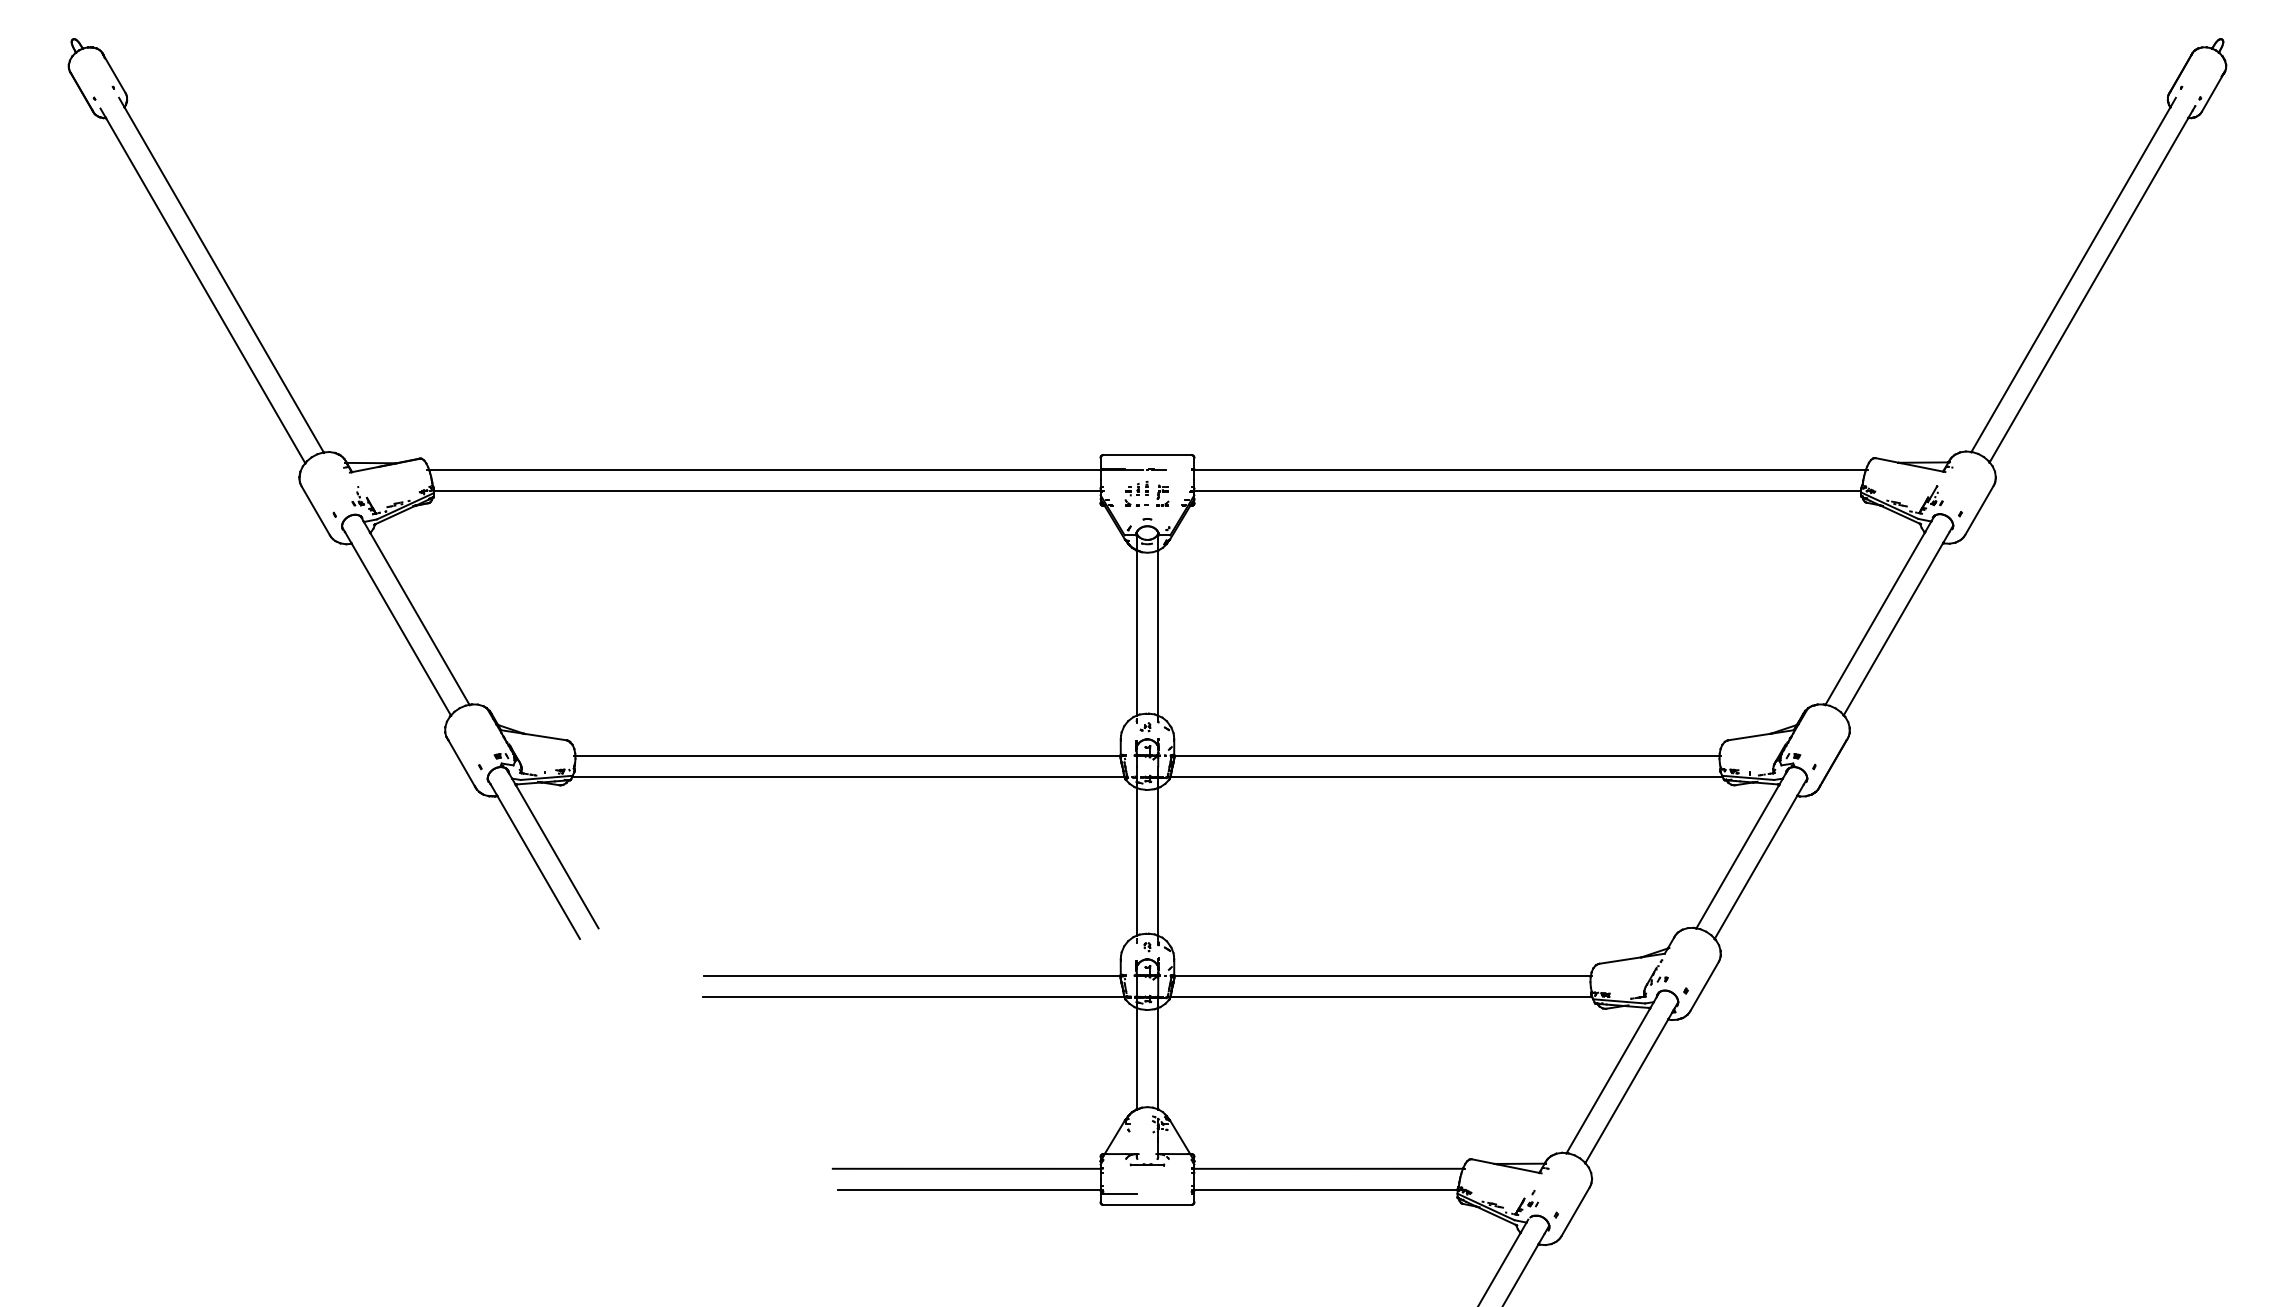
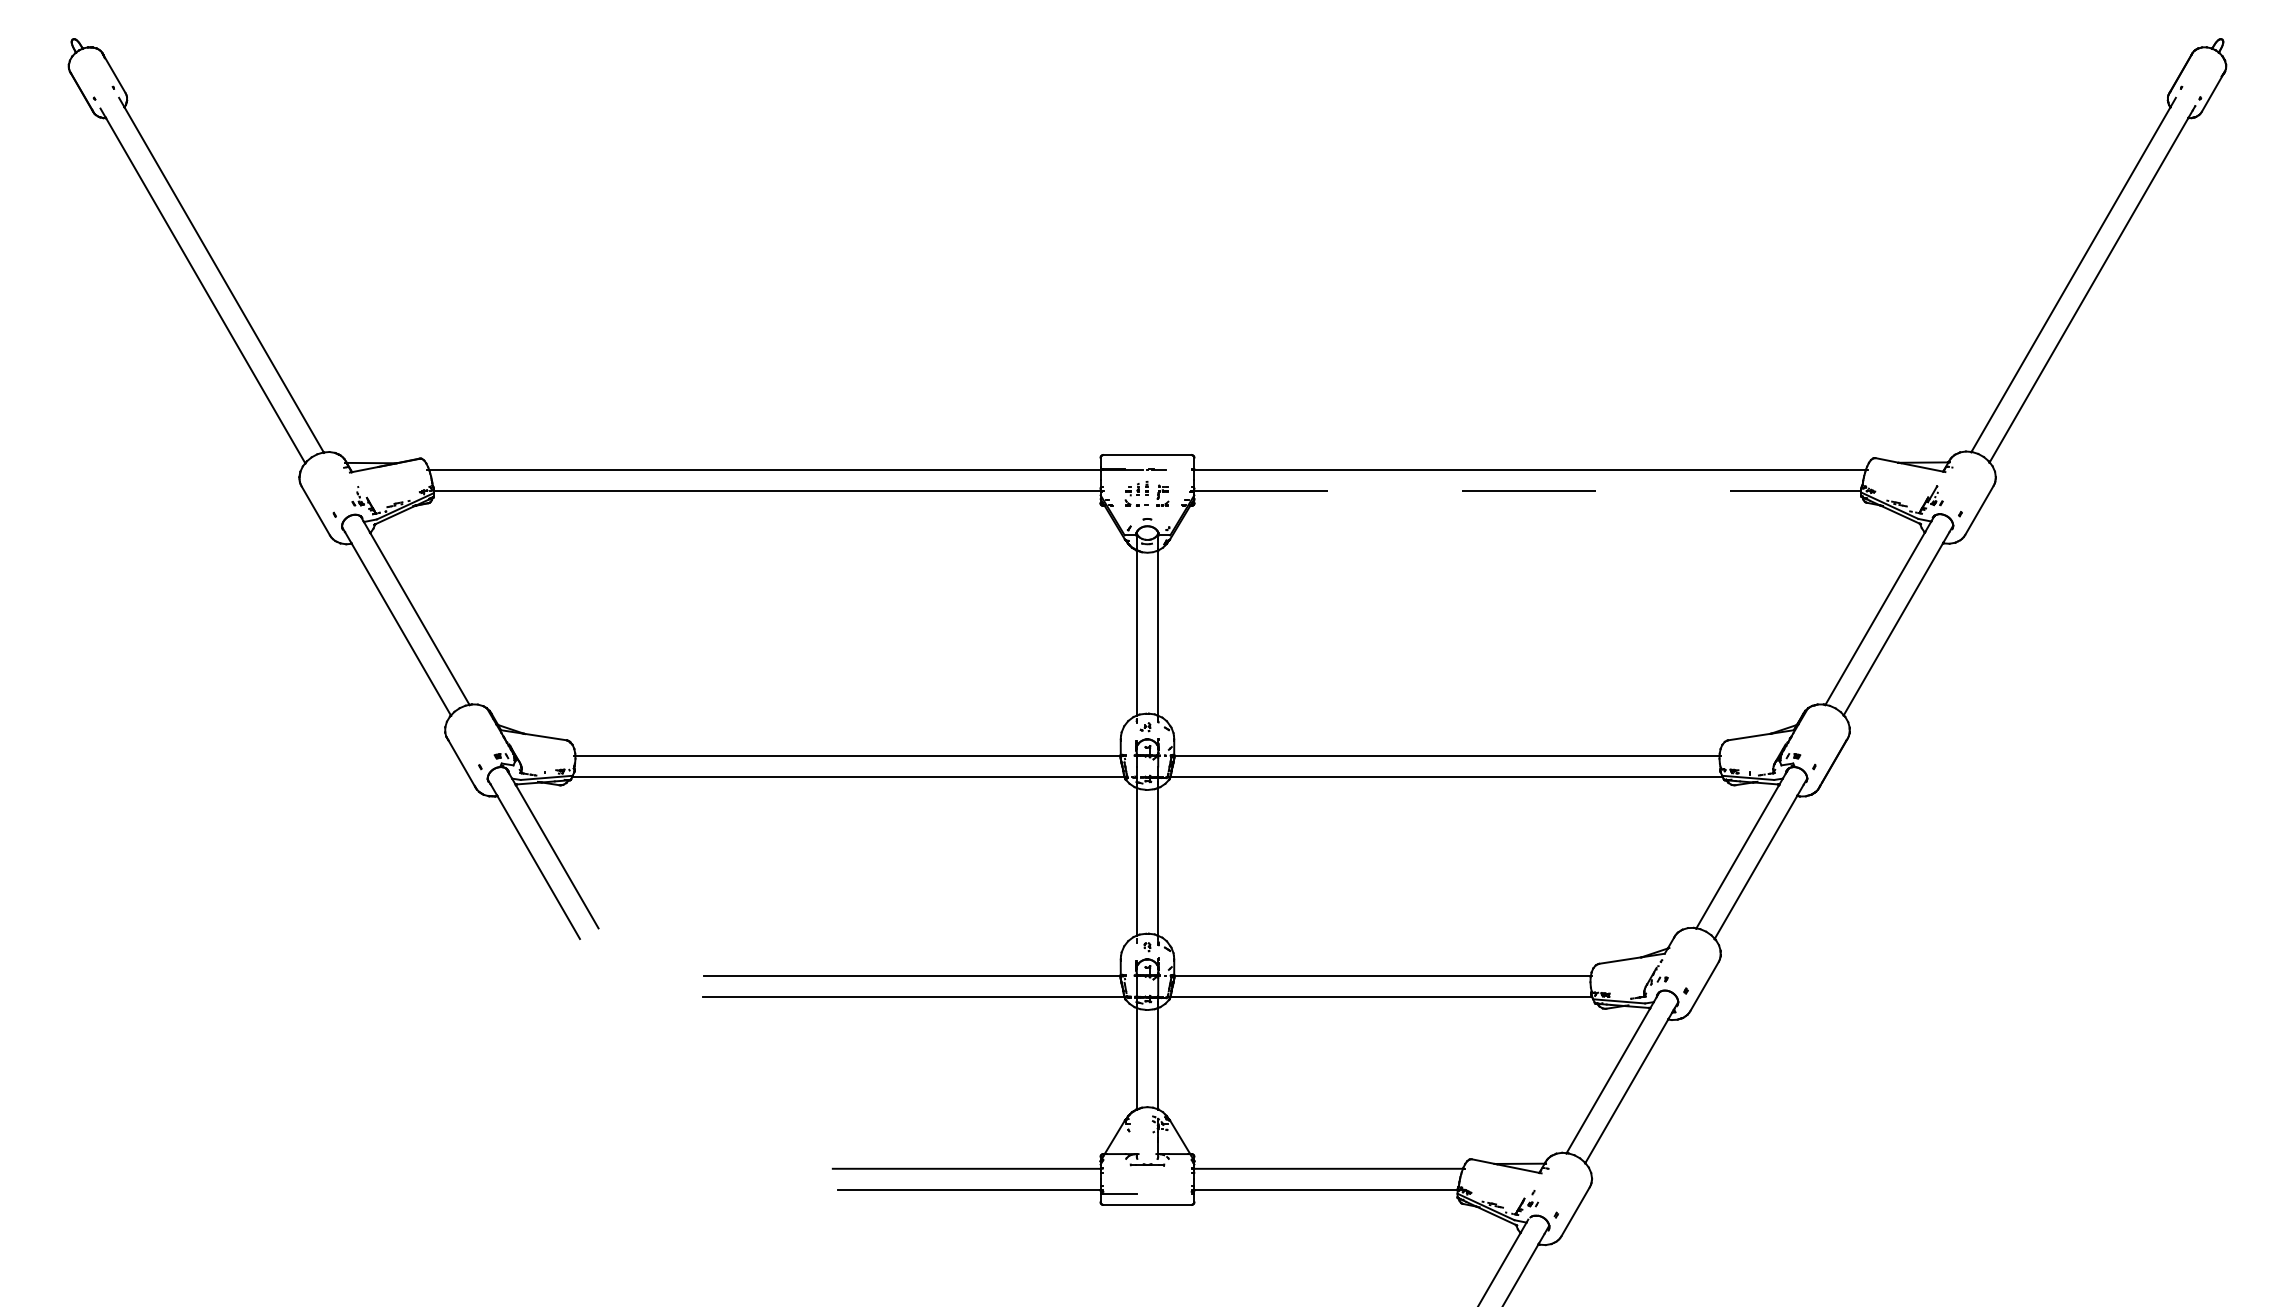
line: solid -> dashed (1527, 491)
